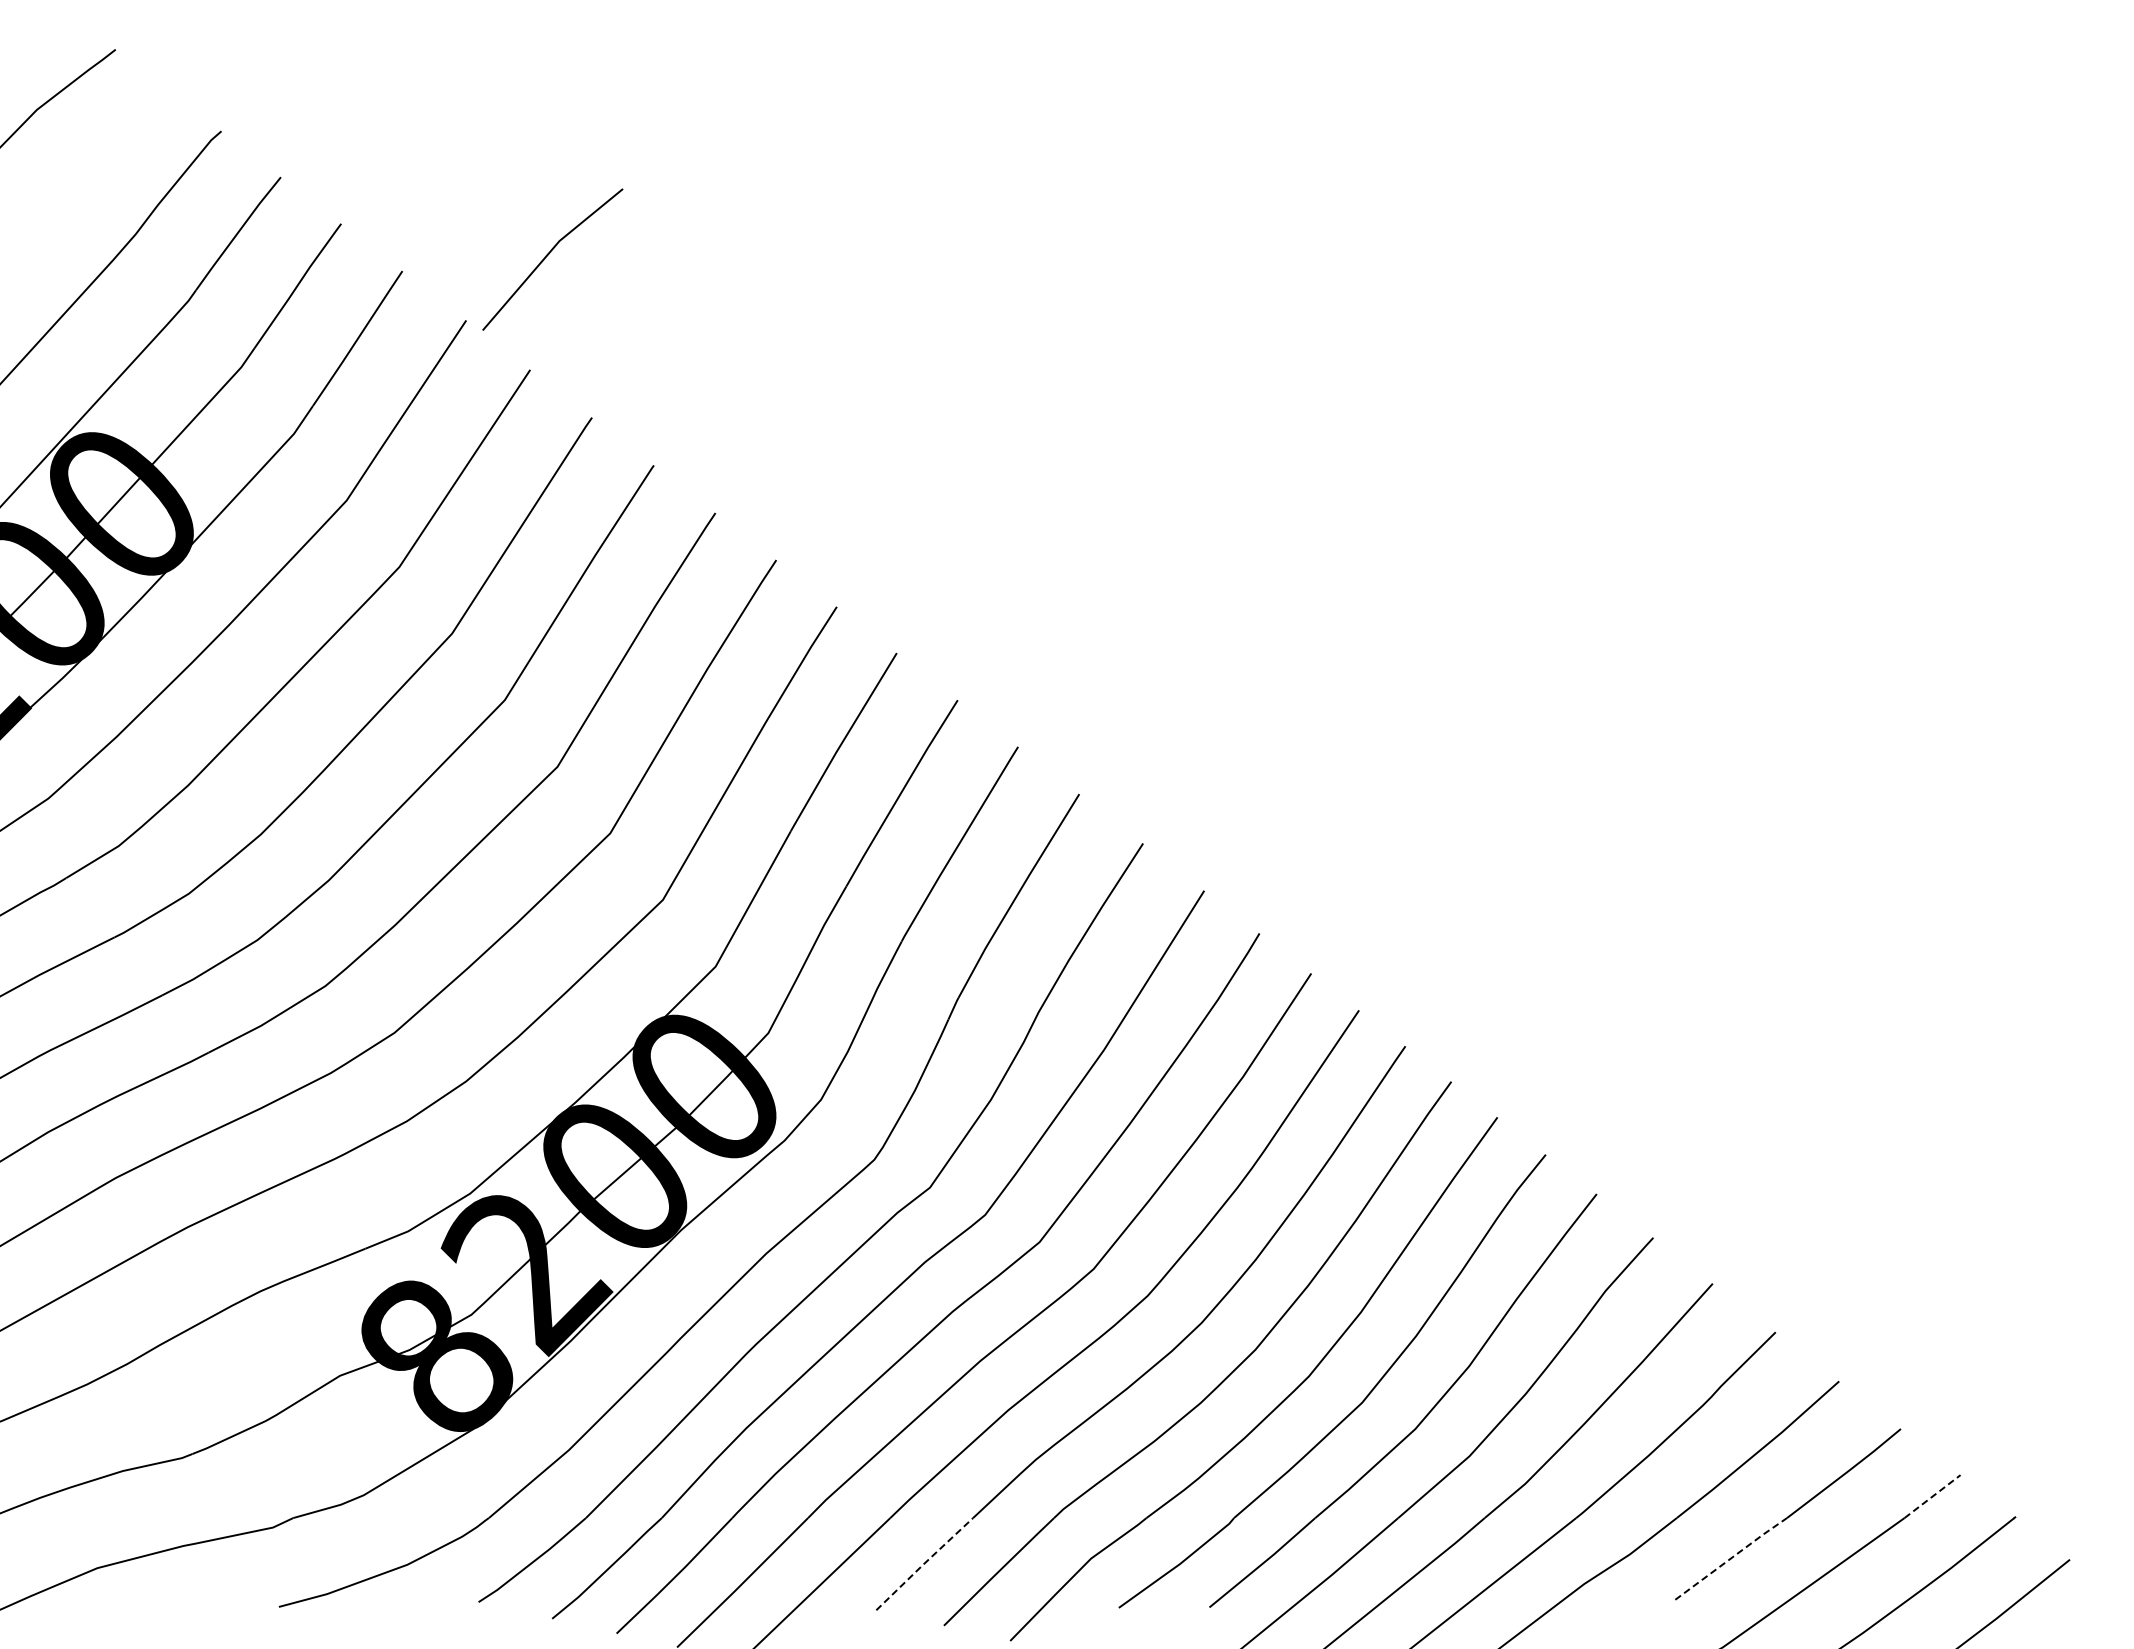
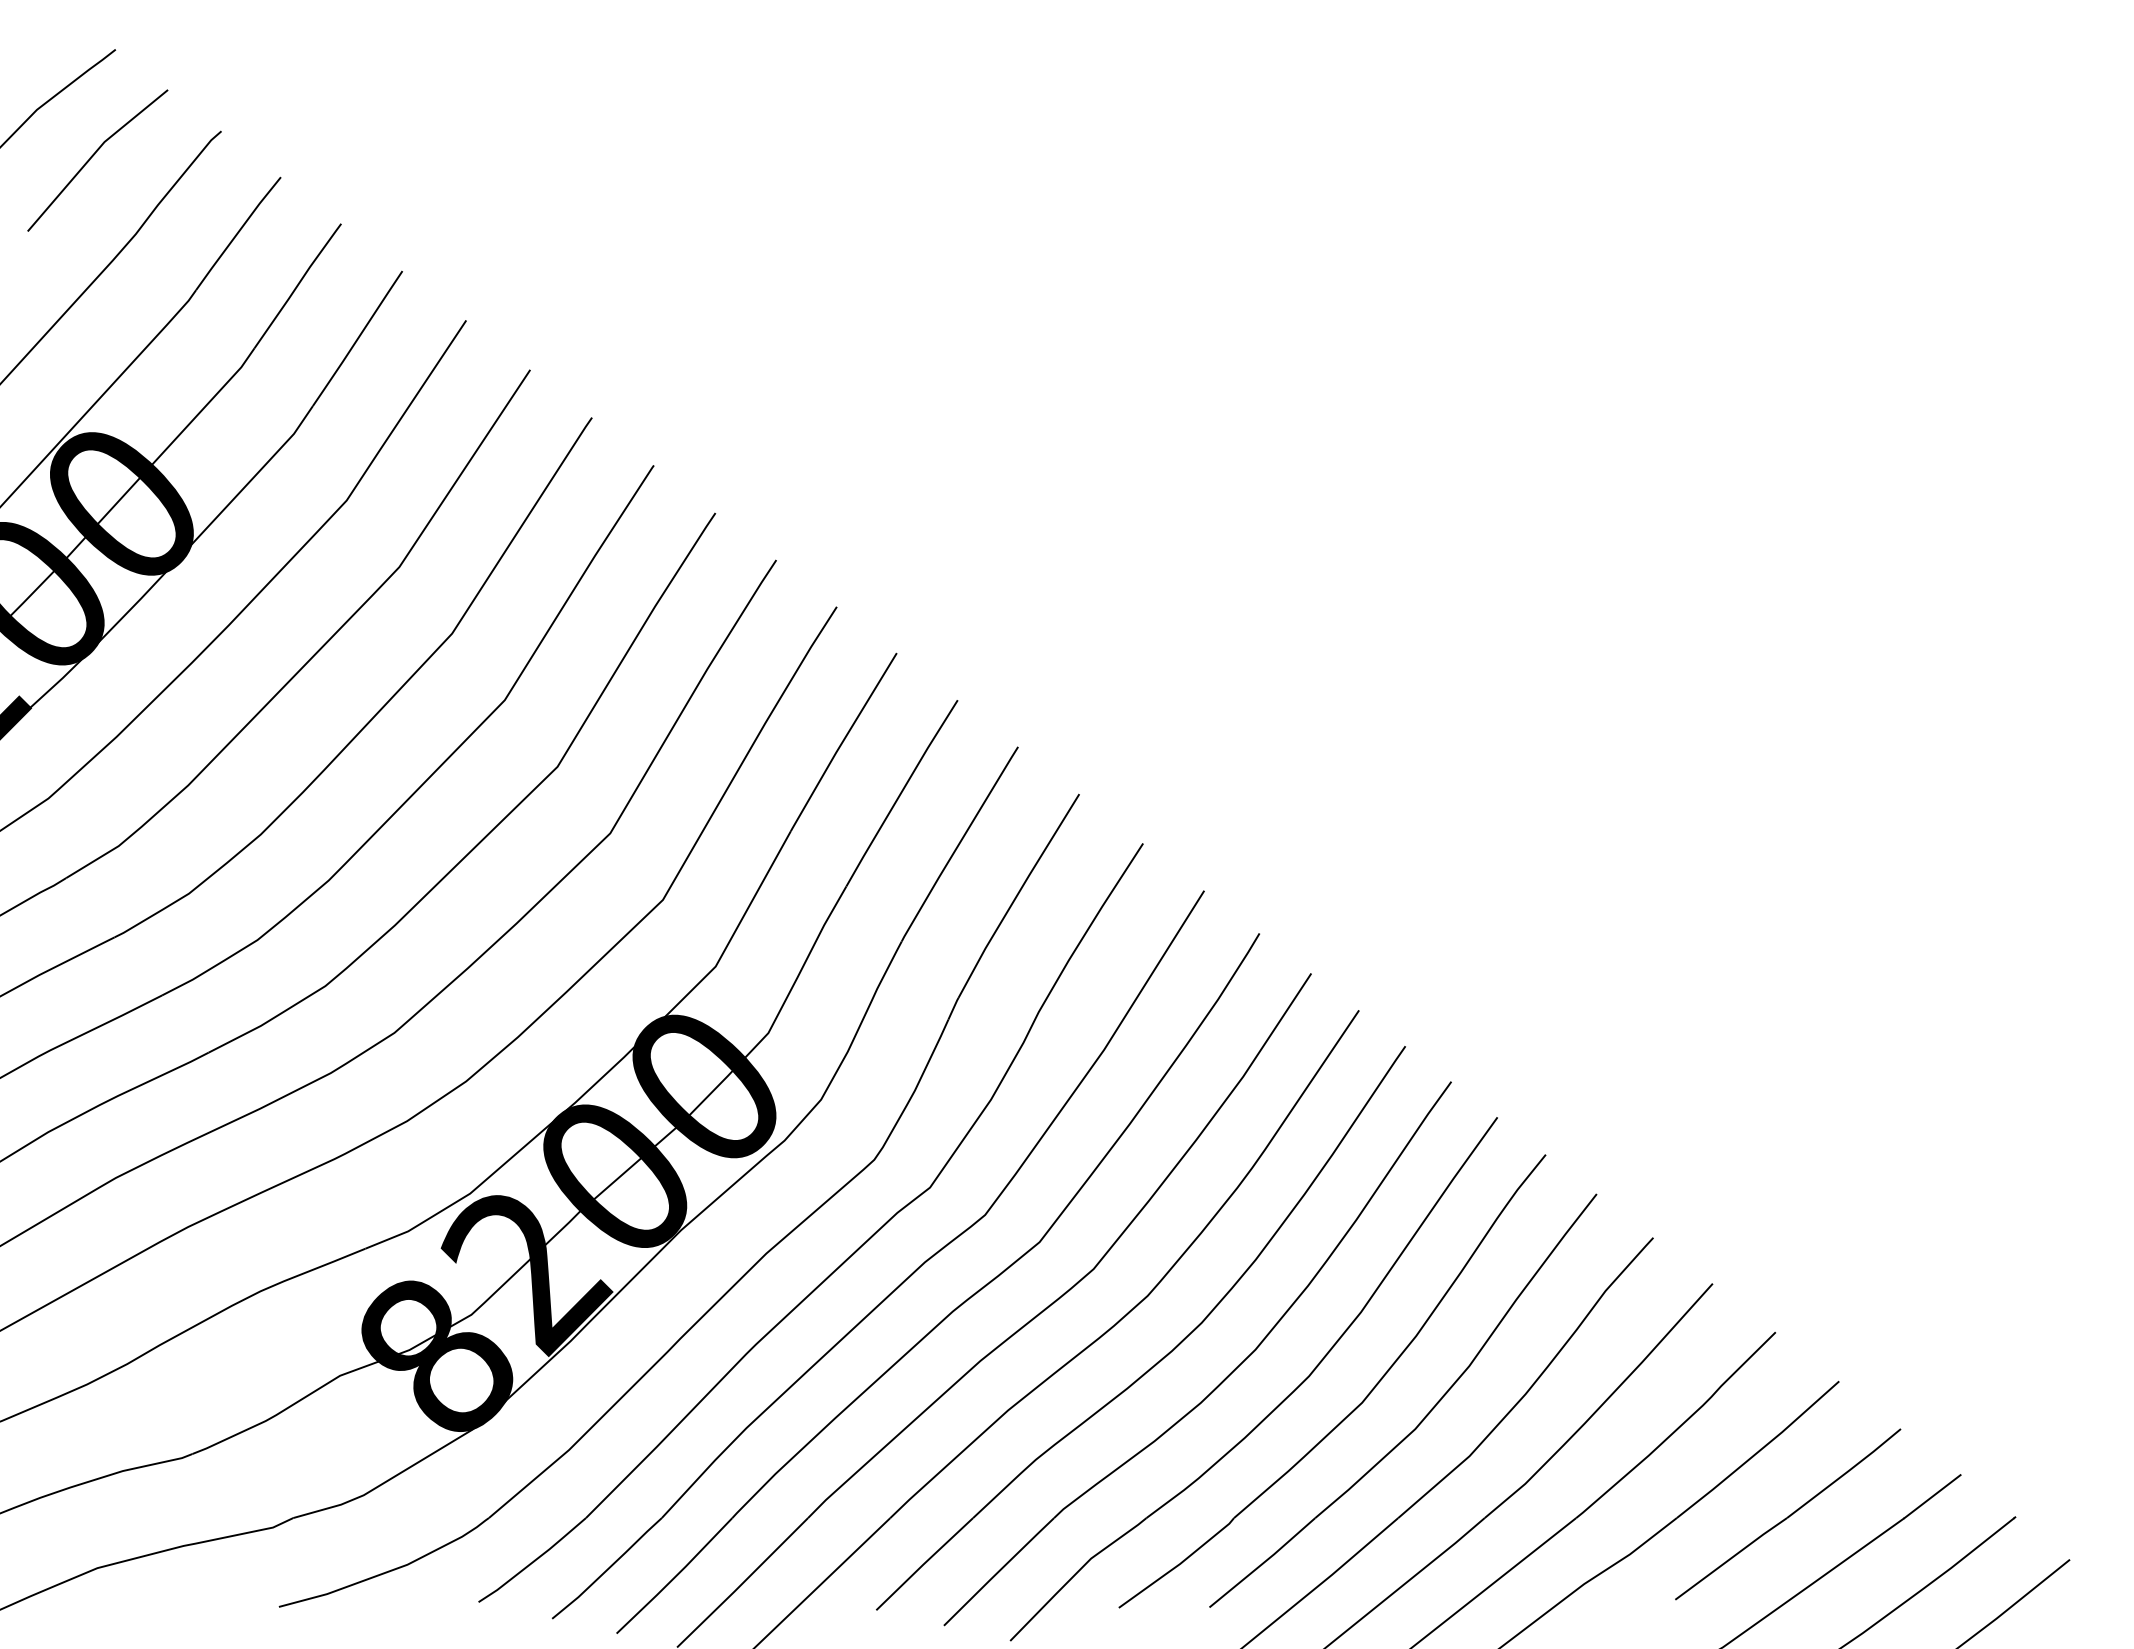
line position: (548, 255) -> (93, 156) (93, 156)
line: dashed -> solid (1932, 1496)
line: dashed -> solid (1731, 1558)
line: dashed -> solid (924, 1563)
